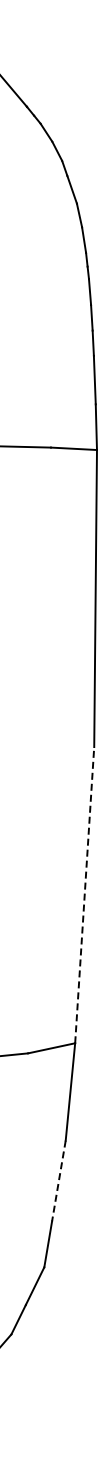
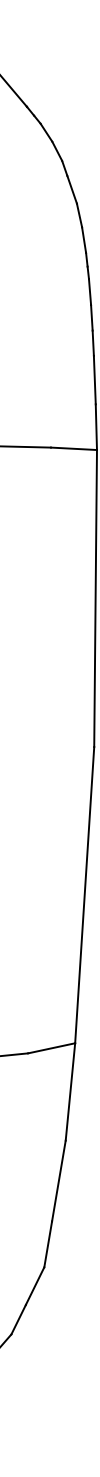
line: dashed -> solid (84, 894)
line: dashed -> solid (58, 1181)
